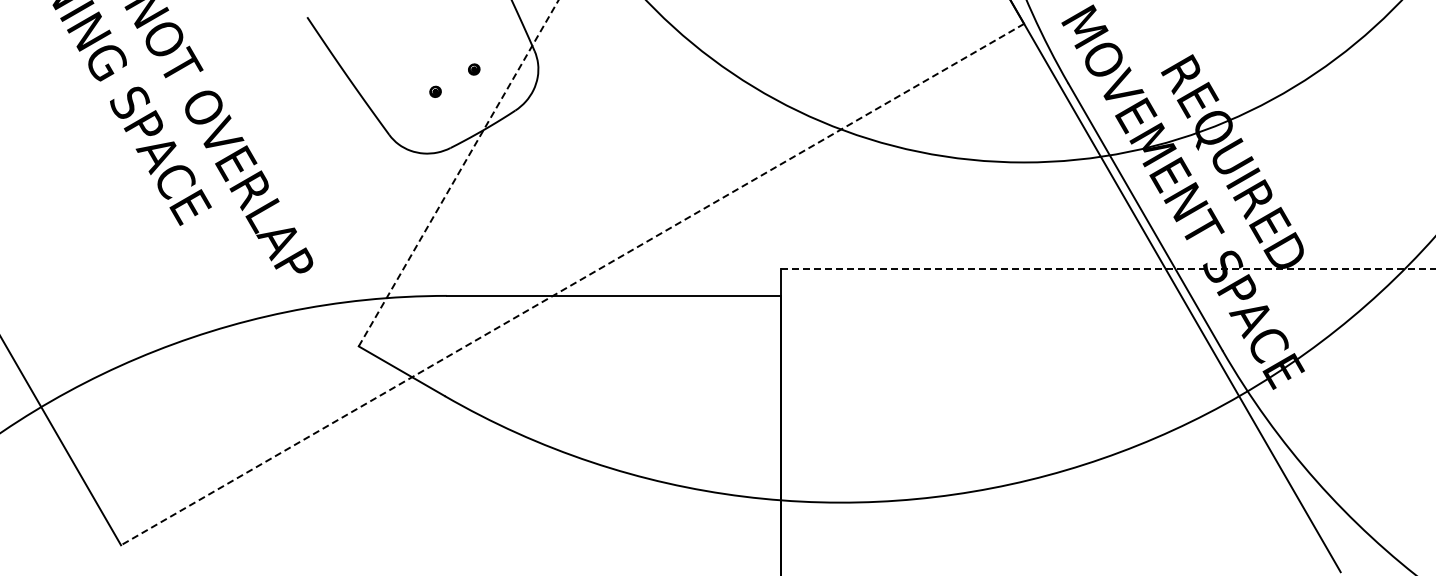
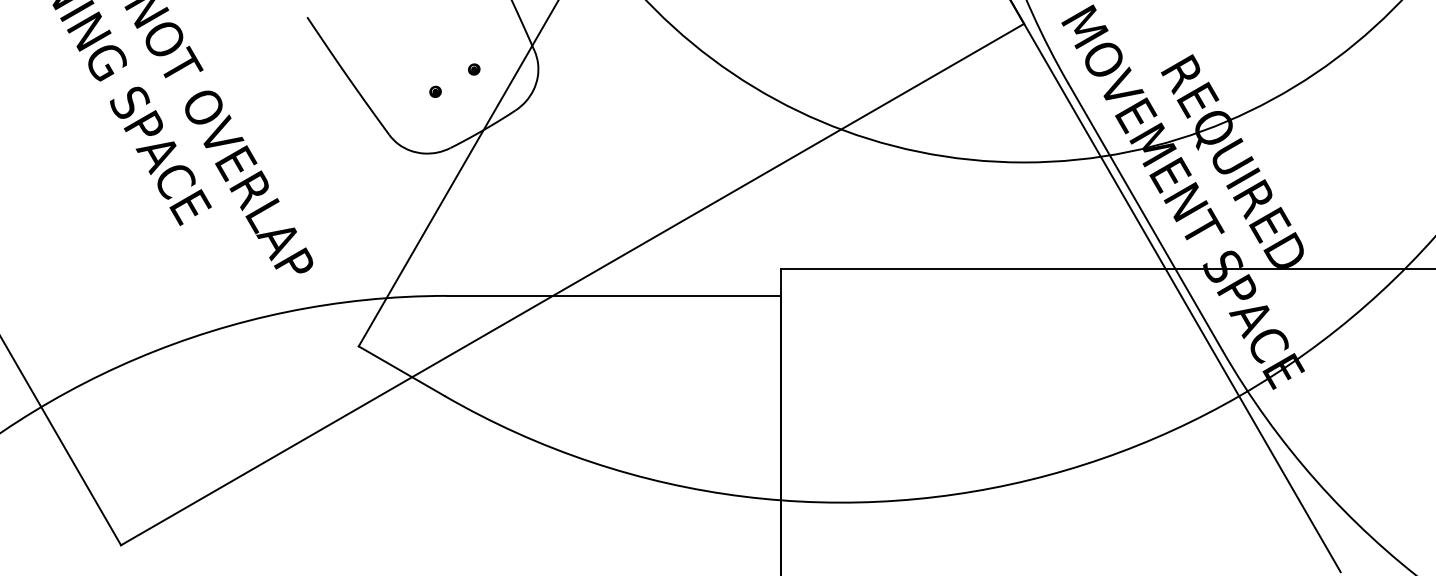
line: dashed -> solid (458, 173)
line: dashed -> solid (1108, 269)
line: dashed -> solid (572, 284)
